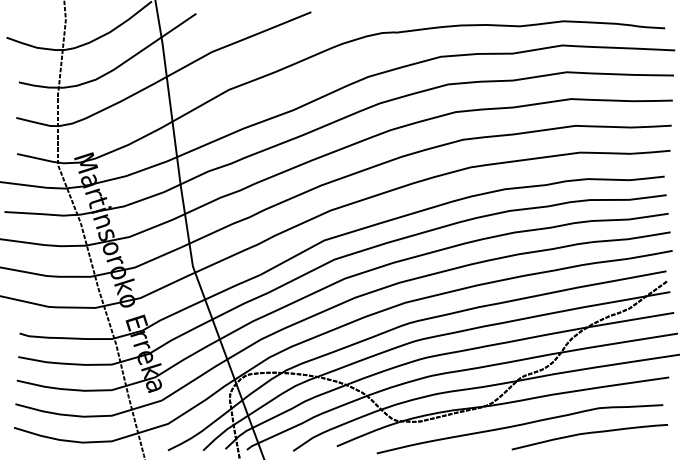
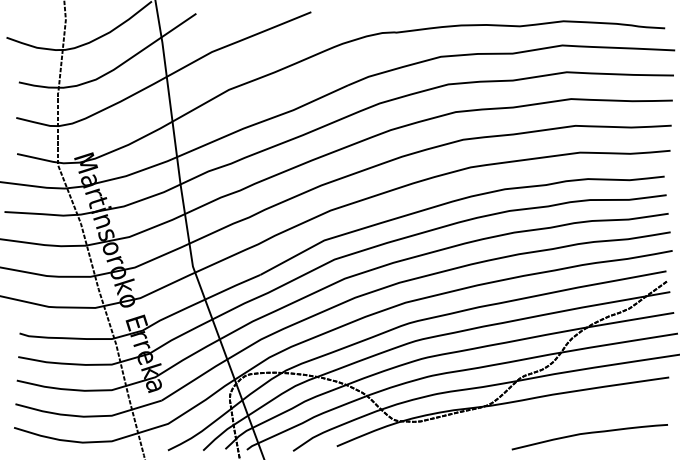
curve: present -> none (518, 426)
